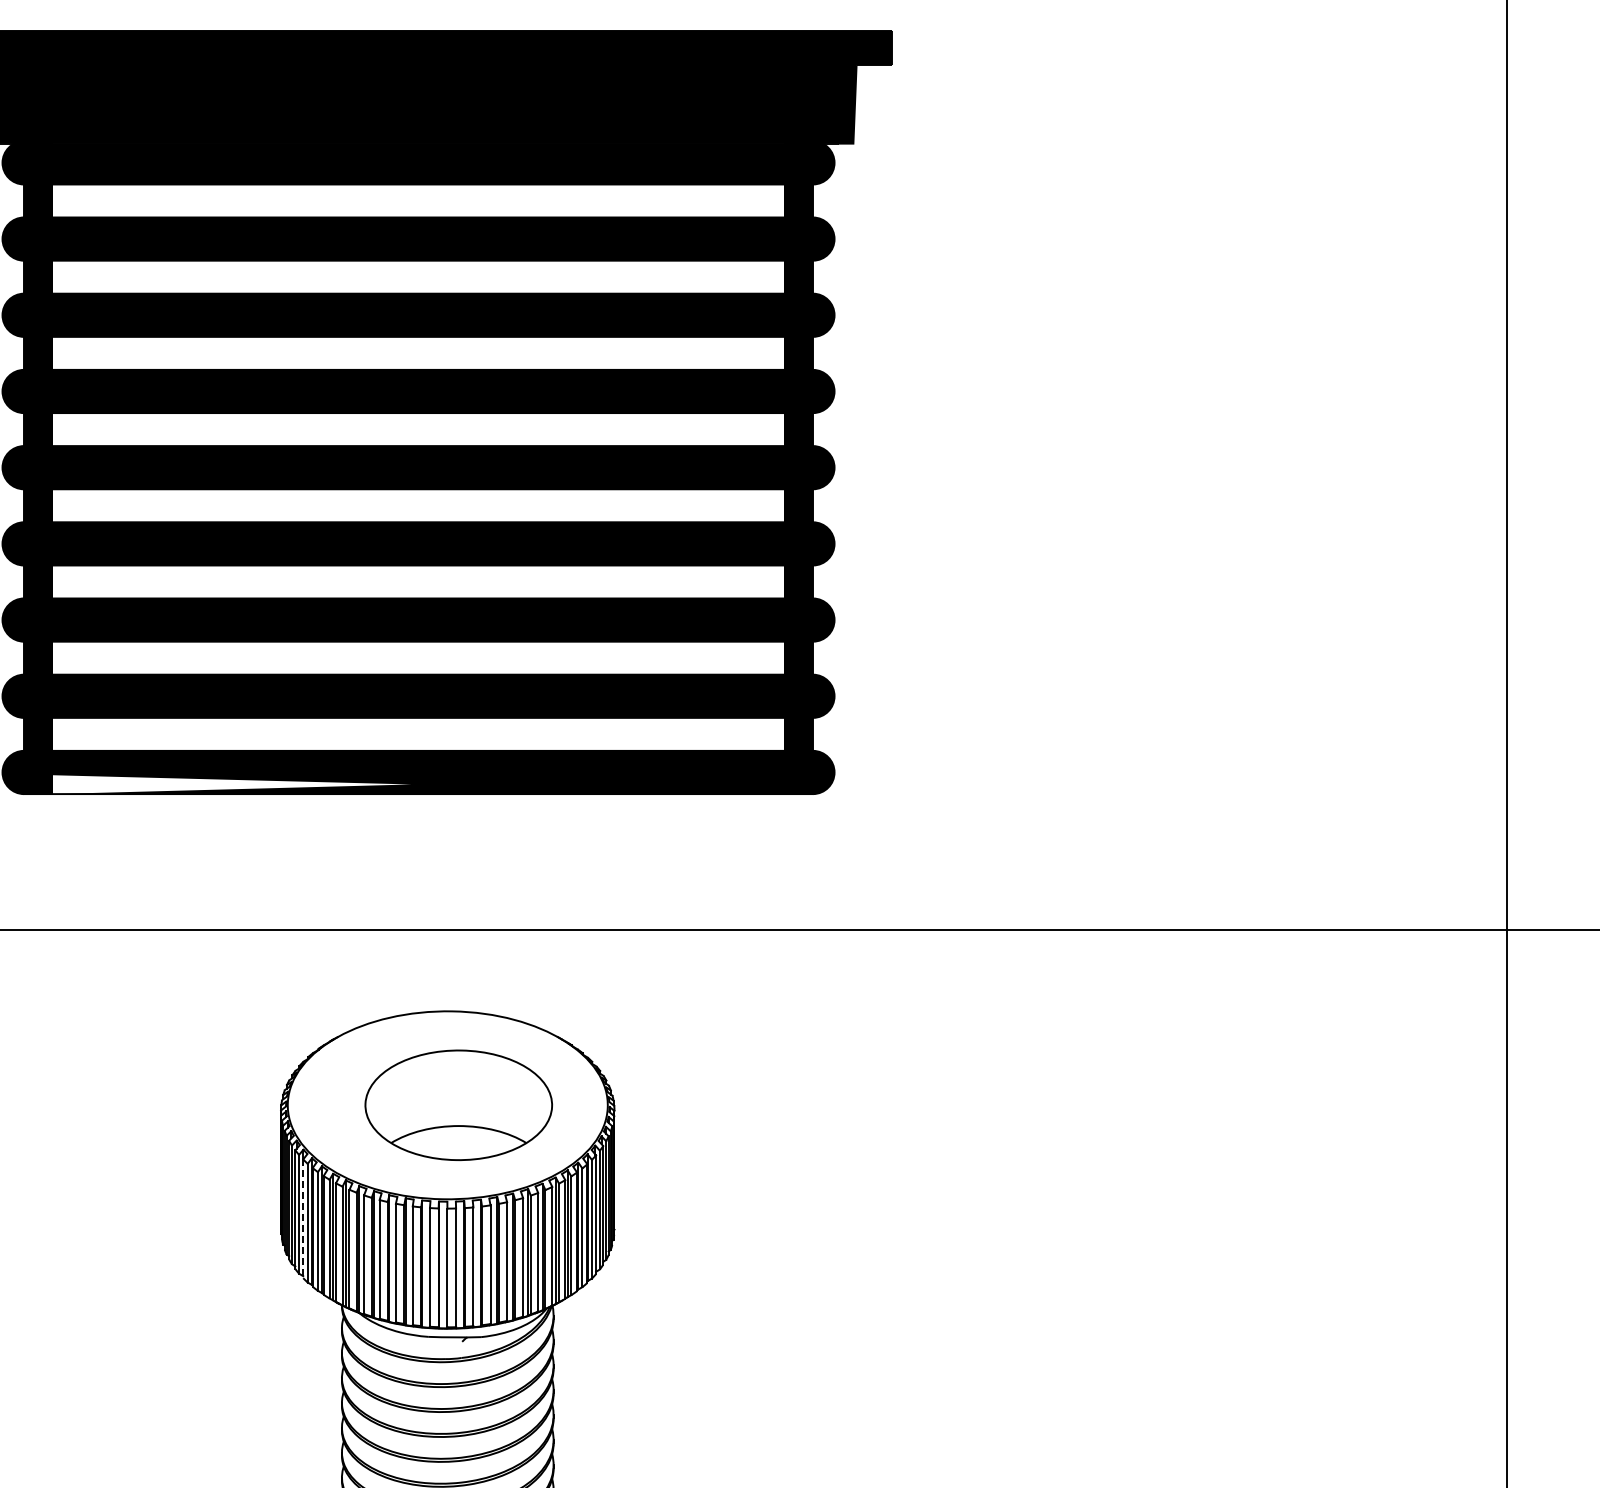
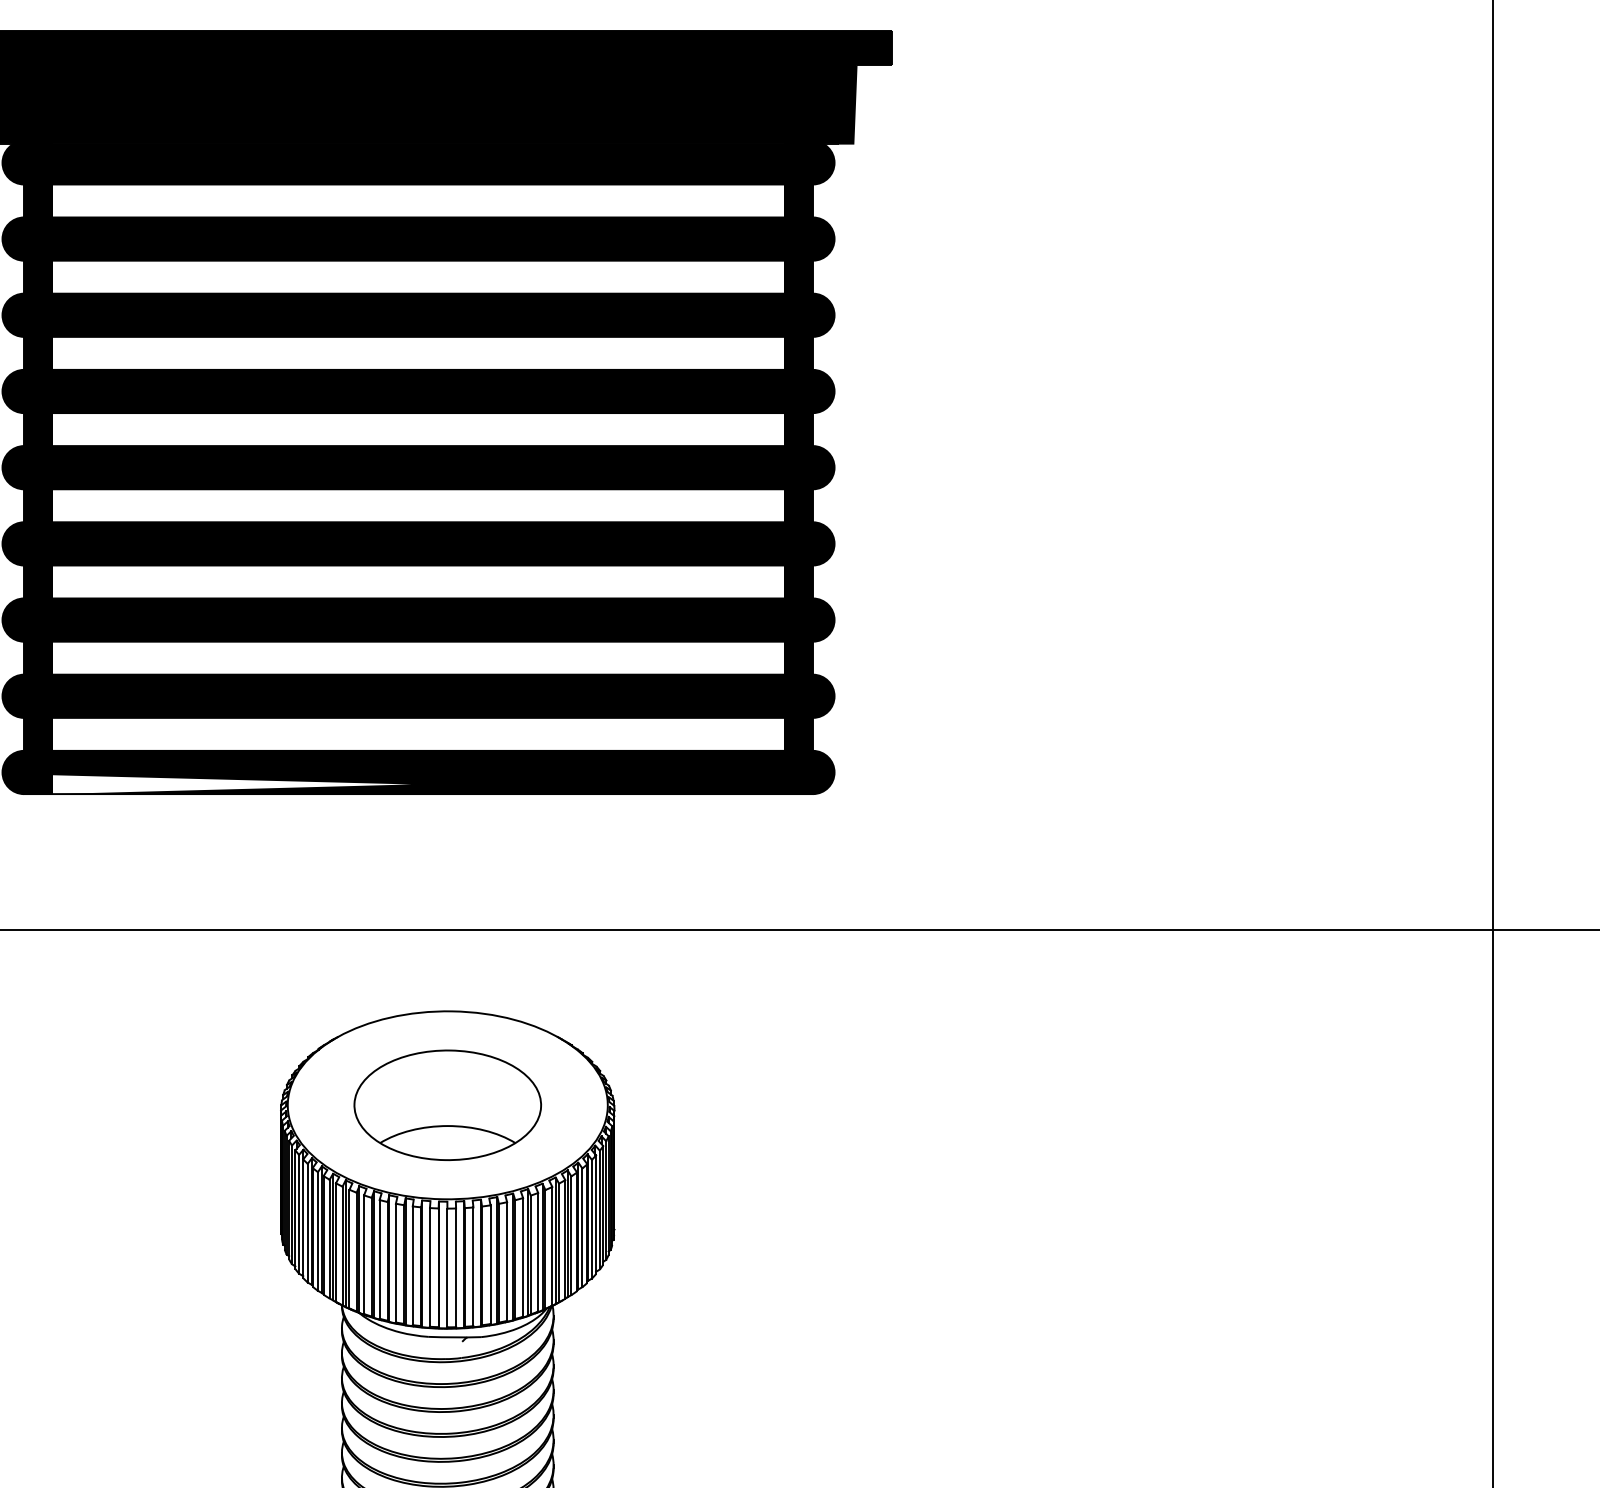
line position: (1507, 743) -> (1493, 743) (1493, 743)
part position: (458, 1104) -> (447, 1104) (447, 1104)
line: dashed -> solid (303, 1219)
